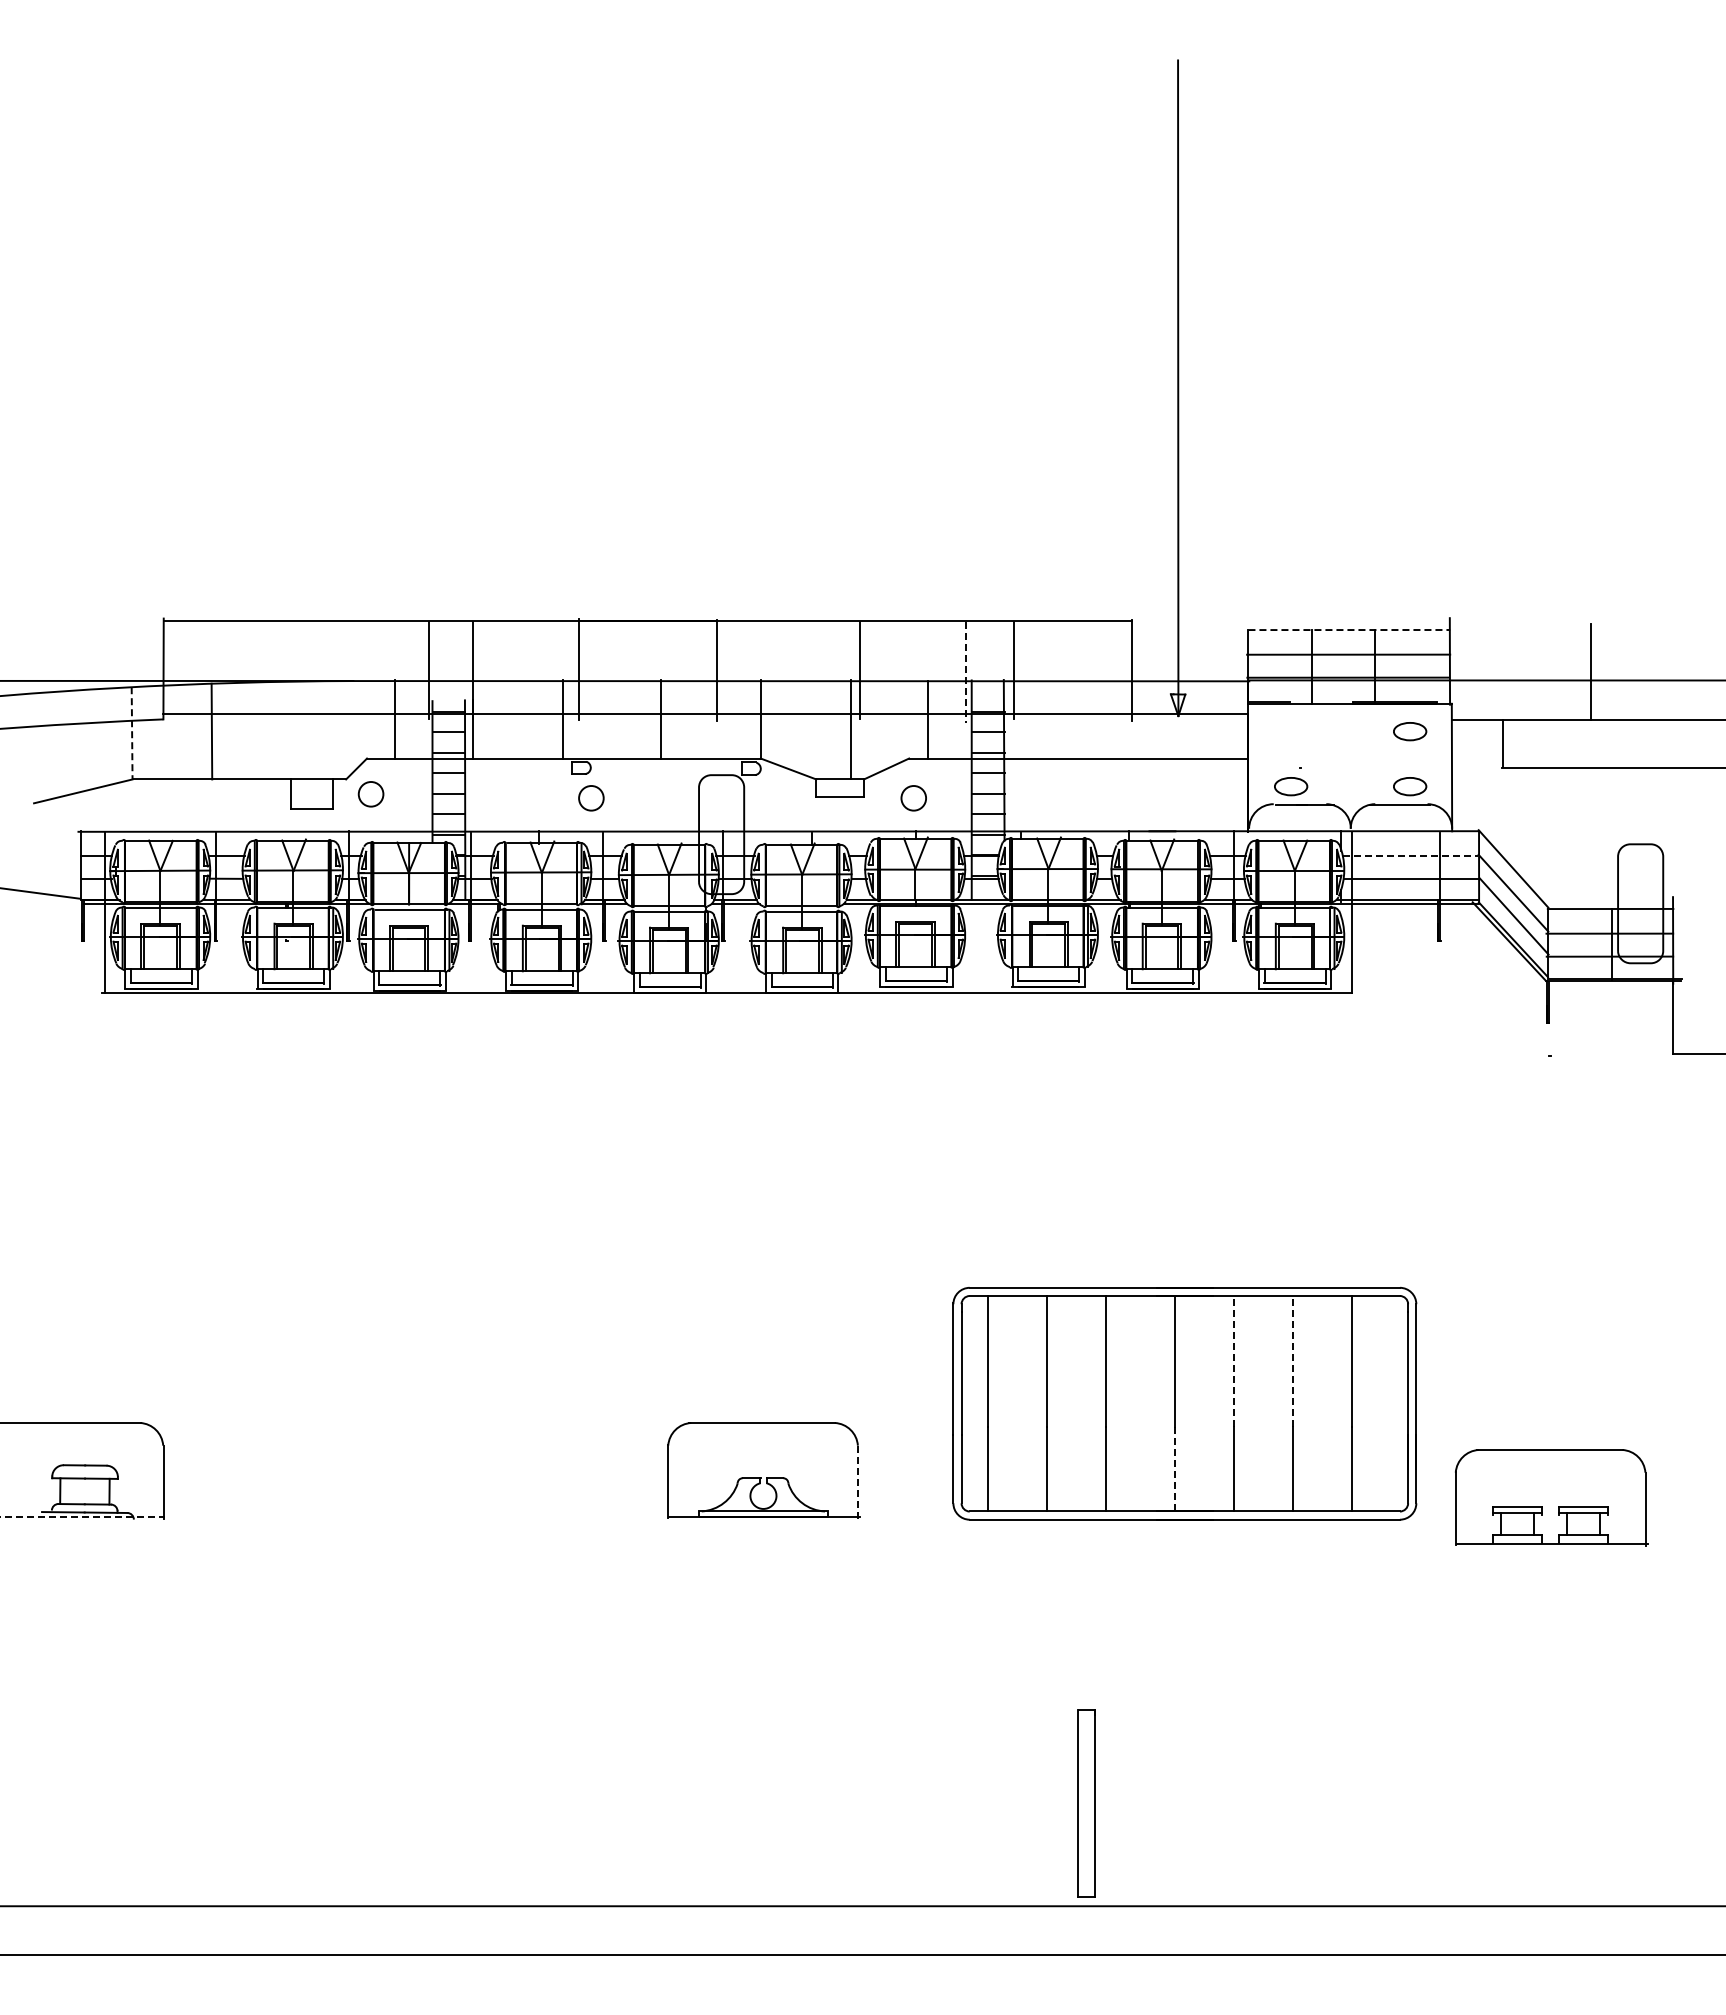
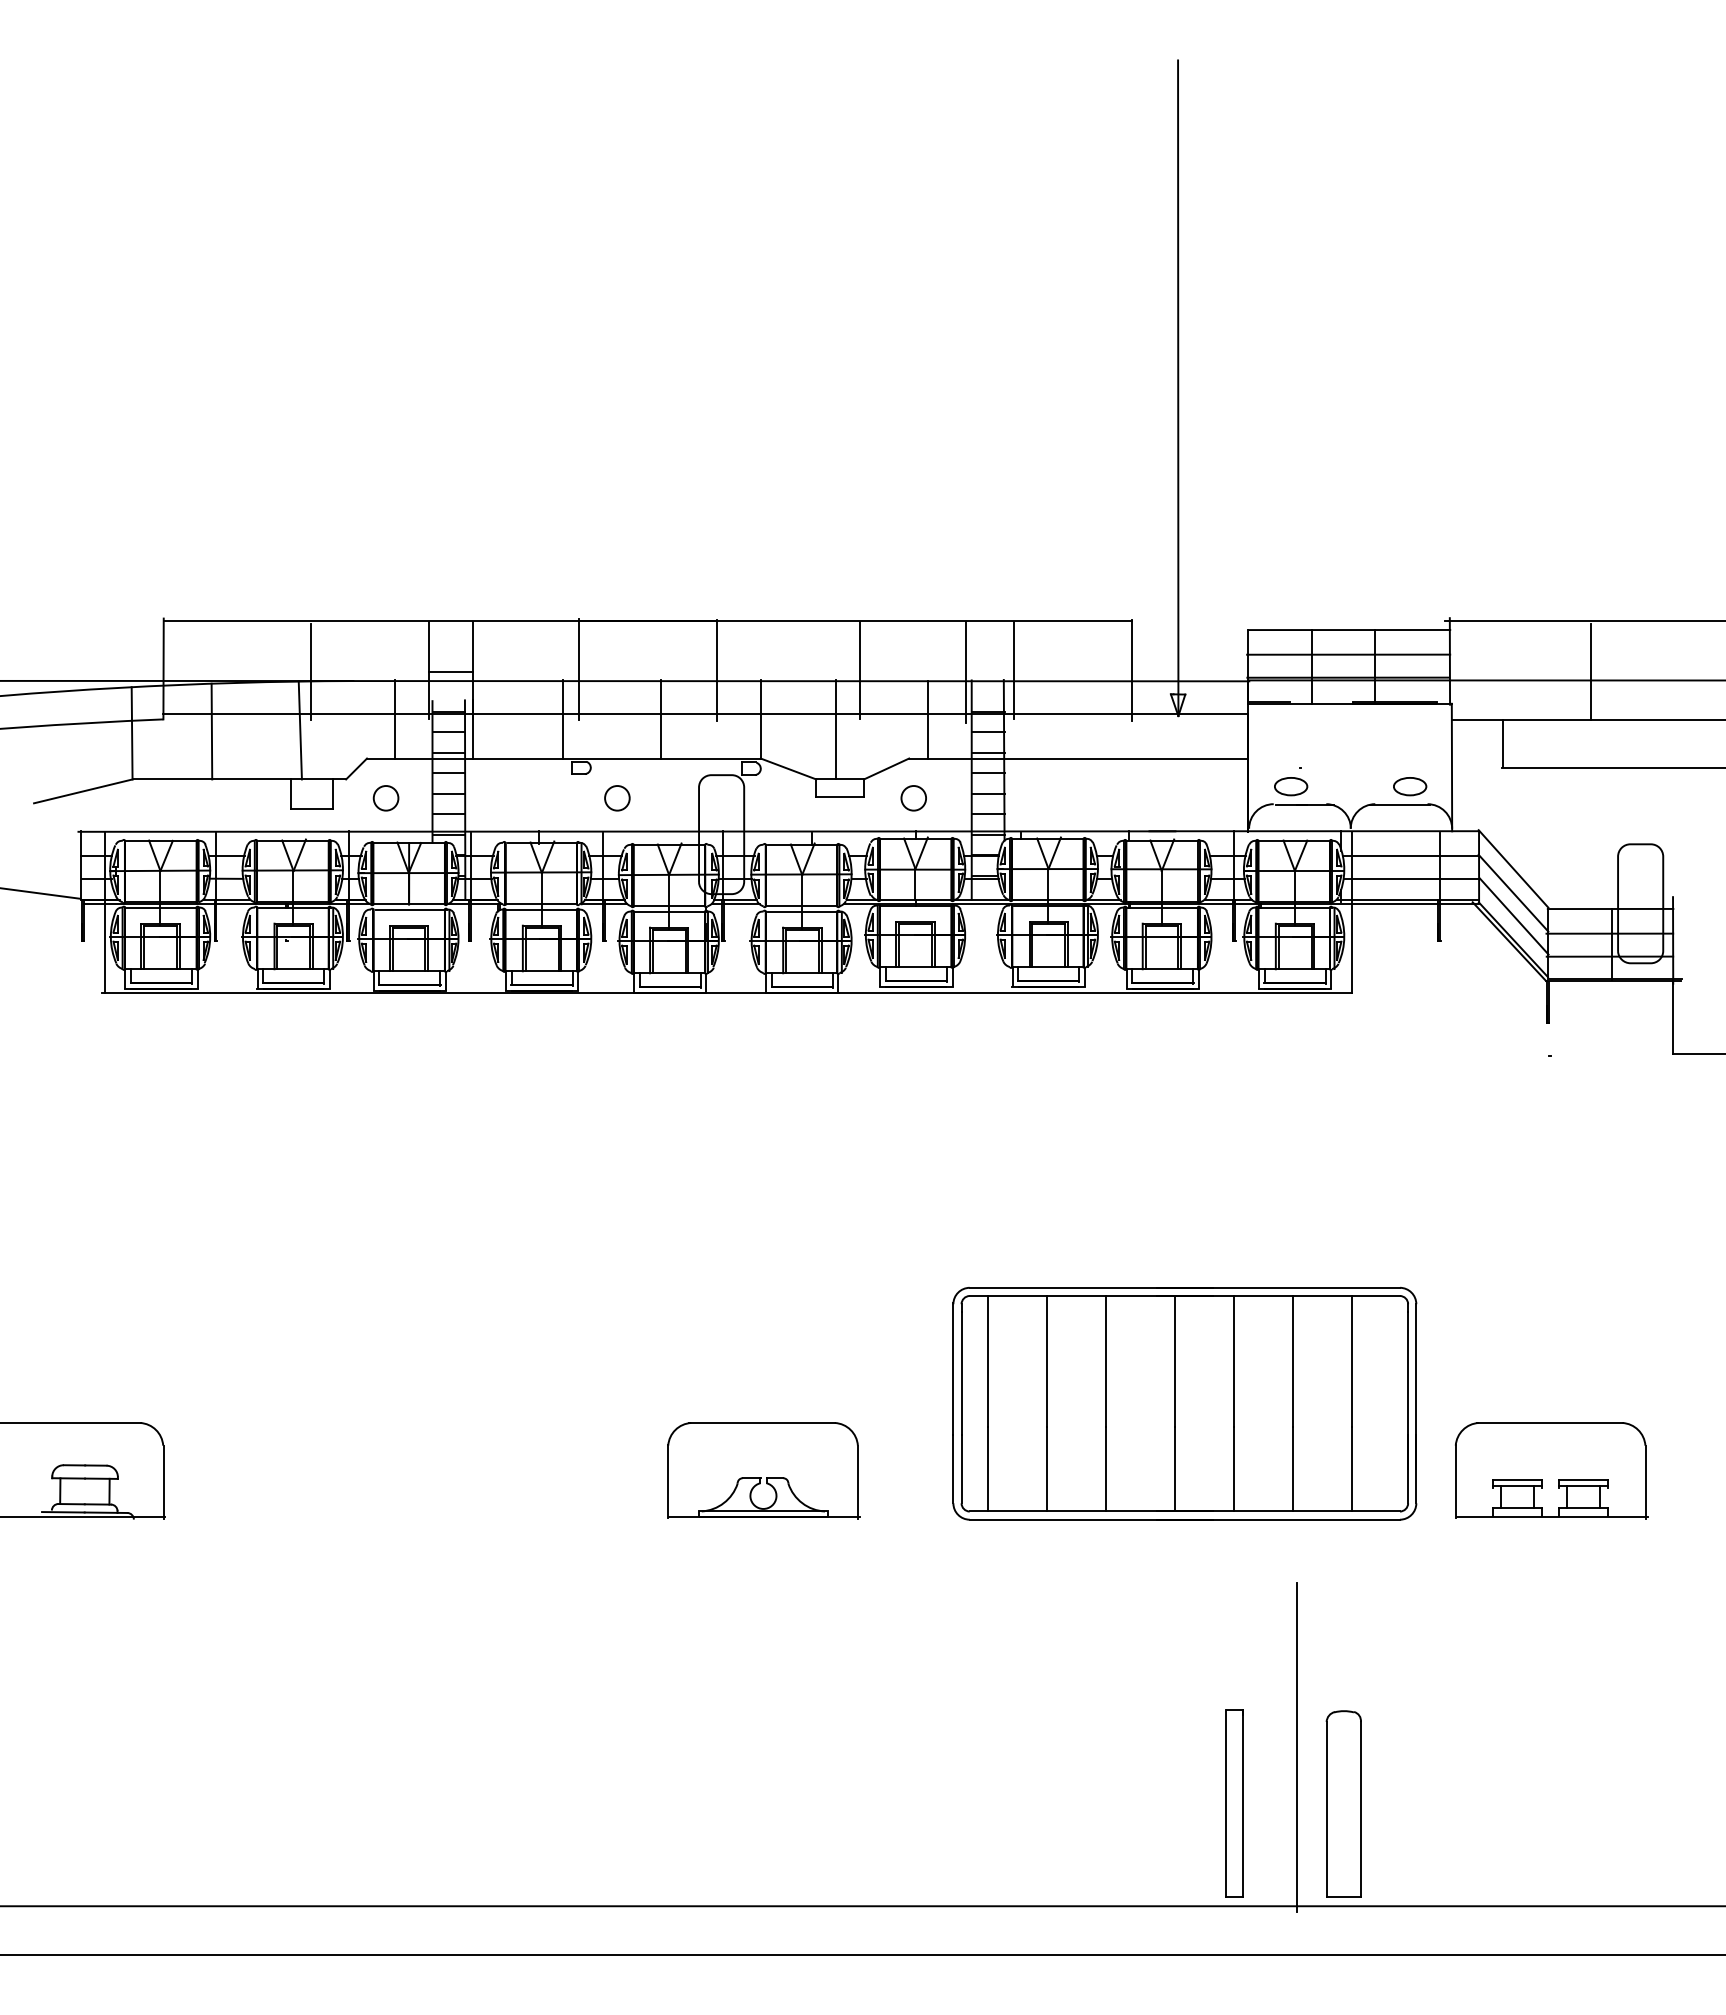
line: none -> present (1583, 620)
line: dashed -> solid (1349, 630)
line: none -> present (450, 671)
line: none -> present (310, 672)
line: dashed -> solid (965, 672)
line position: (850, 729) -> (835, 729) (835, 729)
line: none -> present (299, 730)
part: present -> none (1410, 731)
line: dashed -> solid (132, 733)
circle position: (370, 794) -> (385, 798) (385, 798)
circle position: (591, 798) -> (617, 798) (617, 798)
line: dashed -> solid (1410, 855)
line: dashed -> solid (1234, 1361)
line: dashed -> solid (1293, 1361)
line: dashed -> solid (1175, 1469)
line: dashed -> solid (858, 1482)
part position: (1551, 1497) -> (1551, 1470) (1551, 1470)
line: dashed -> solid (82, 1517)
line: none -> present (1296, 1747)
part position: (1086, 1803) -> (1234, 1803) (1234, 1803)
part: none -> present (1343, 1803)
